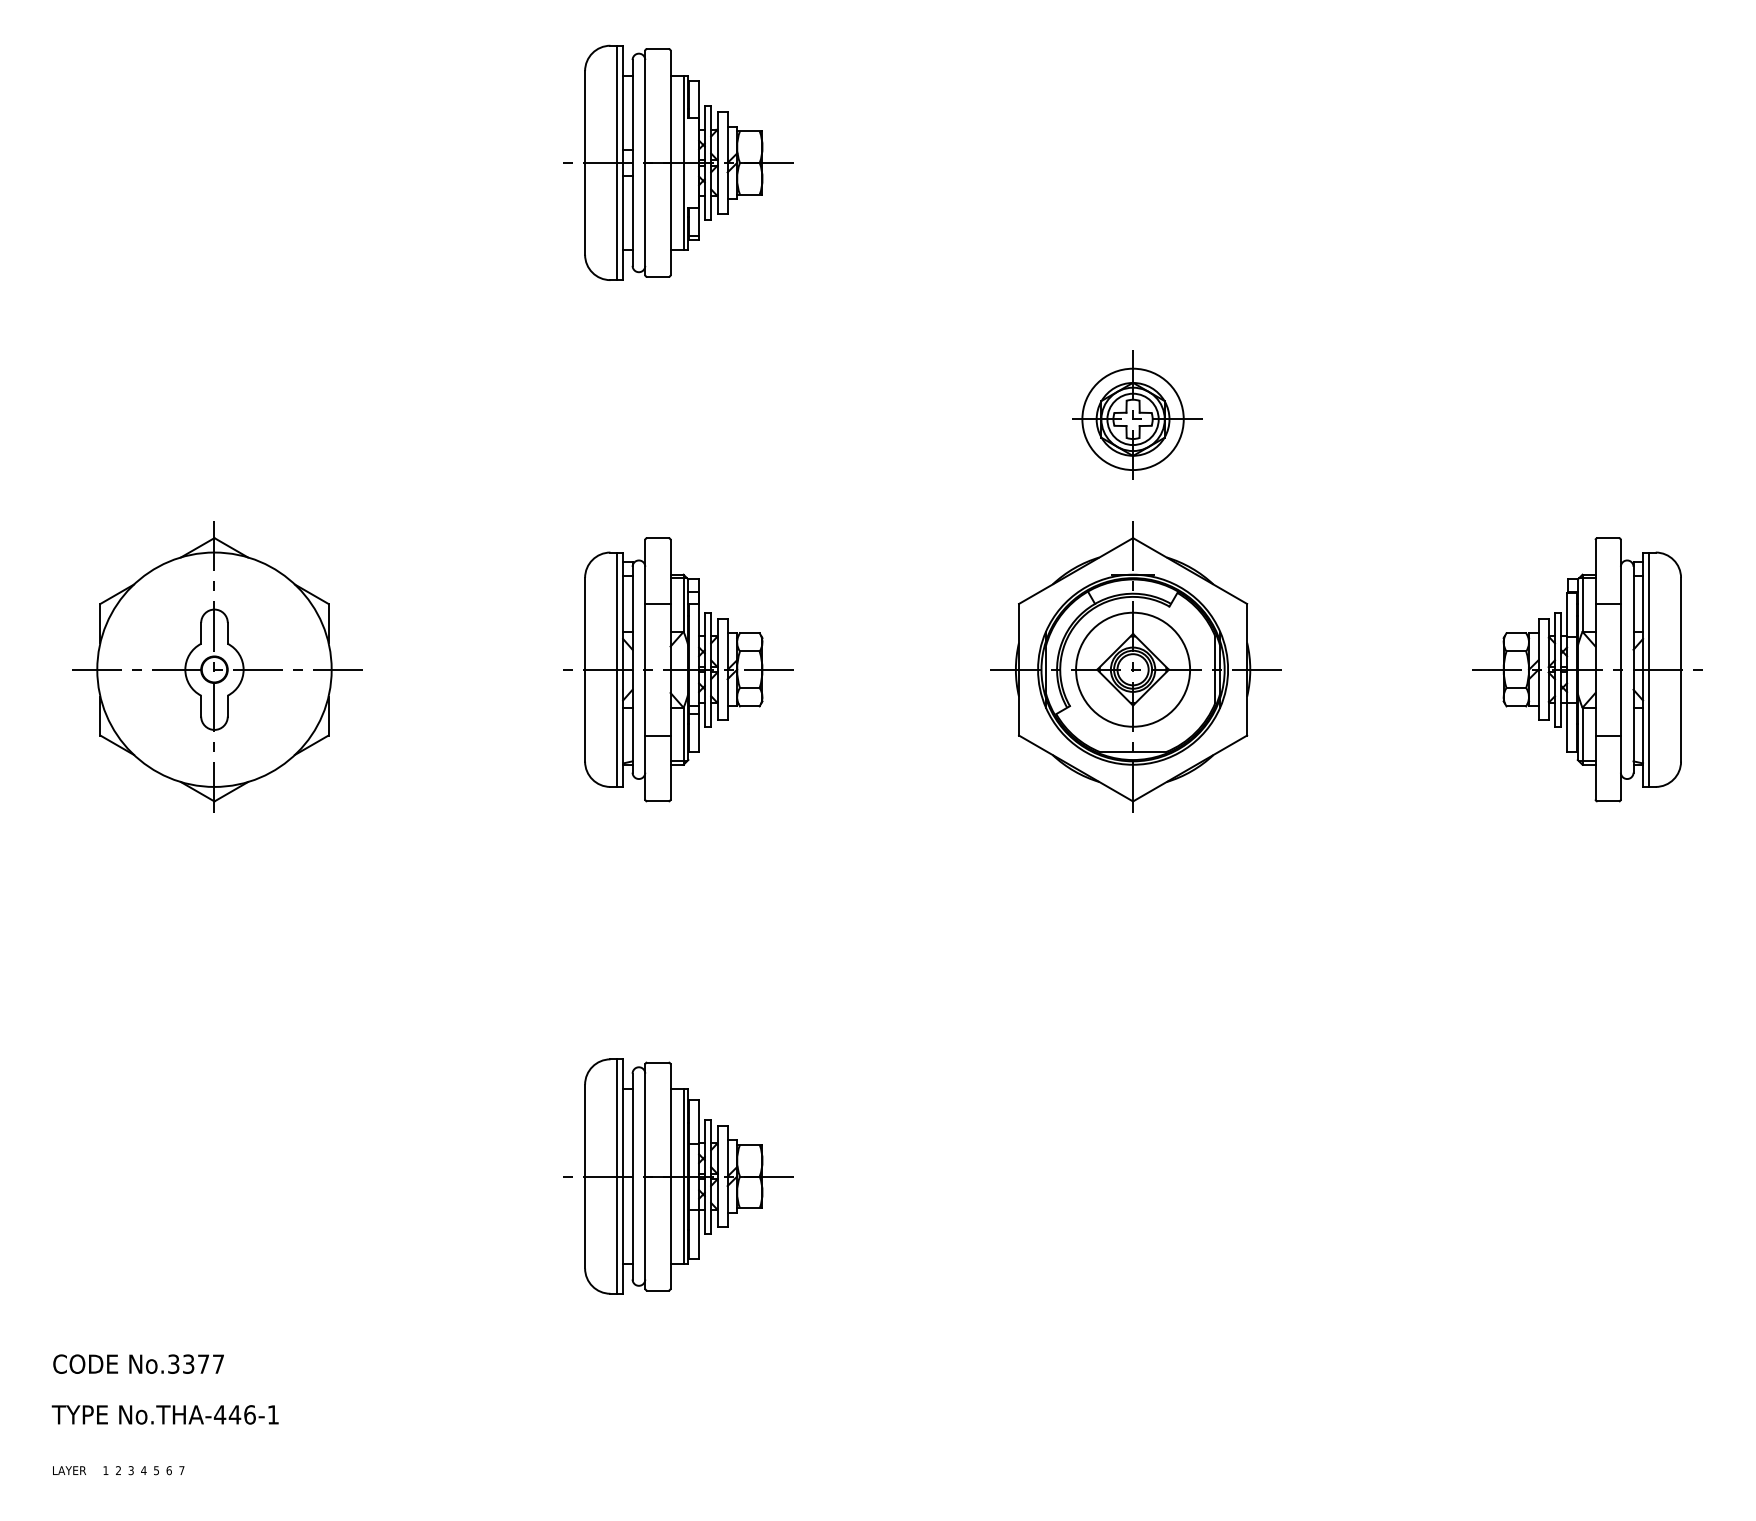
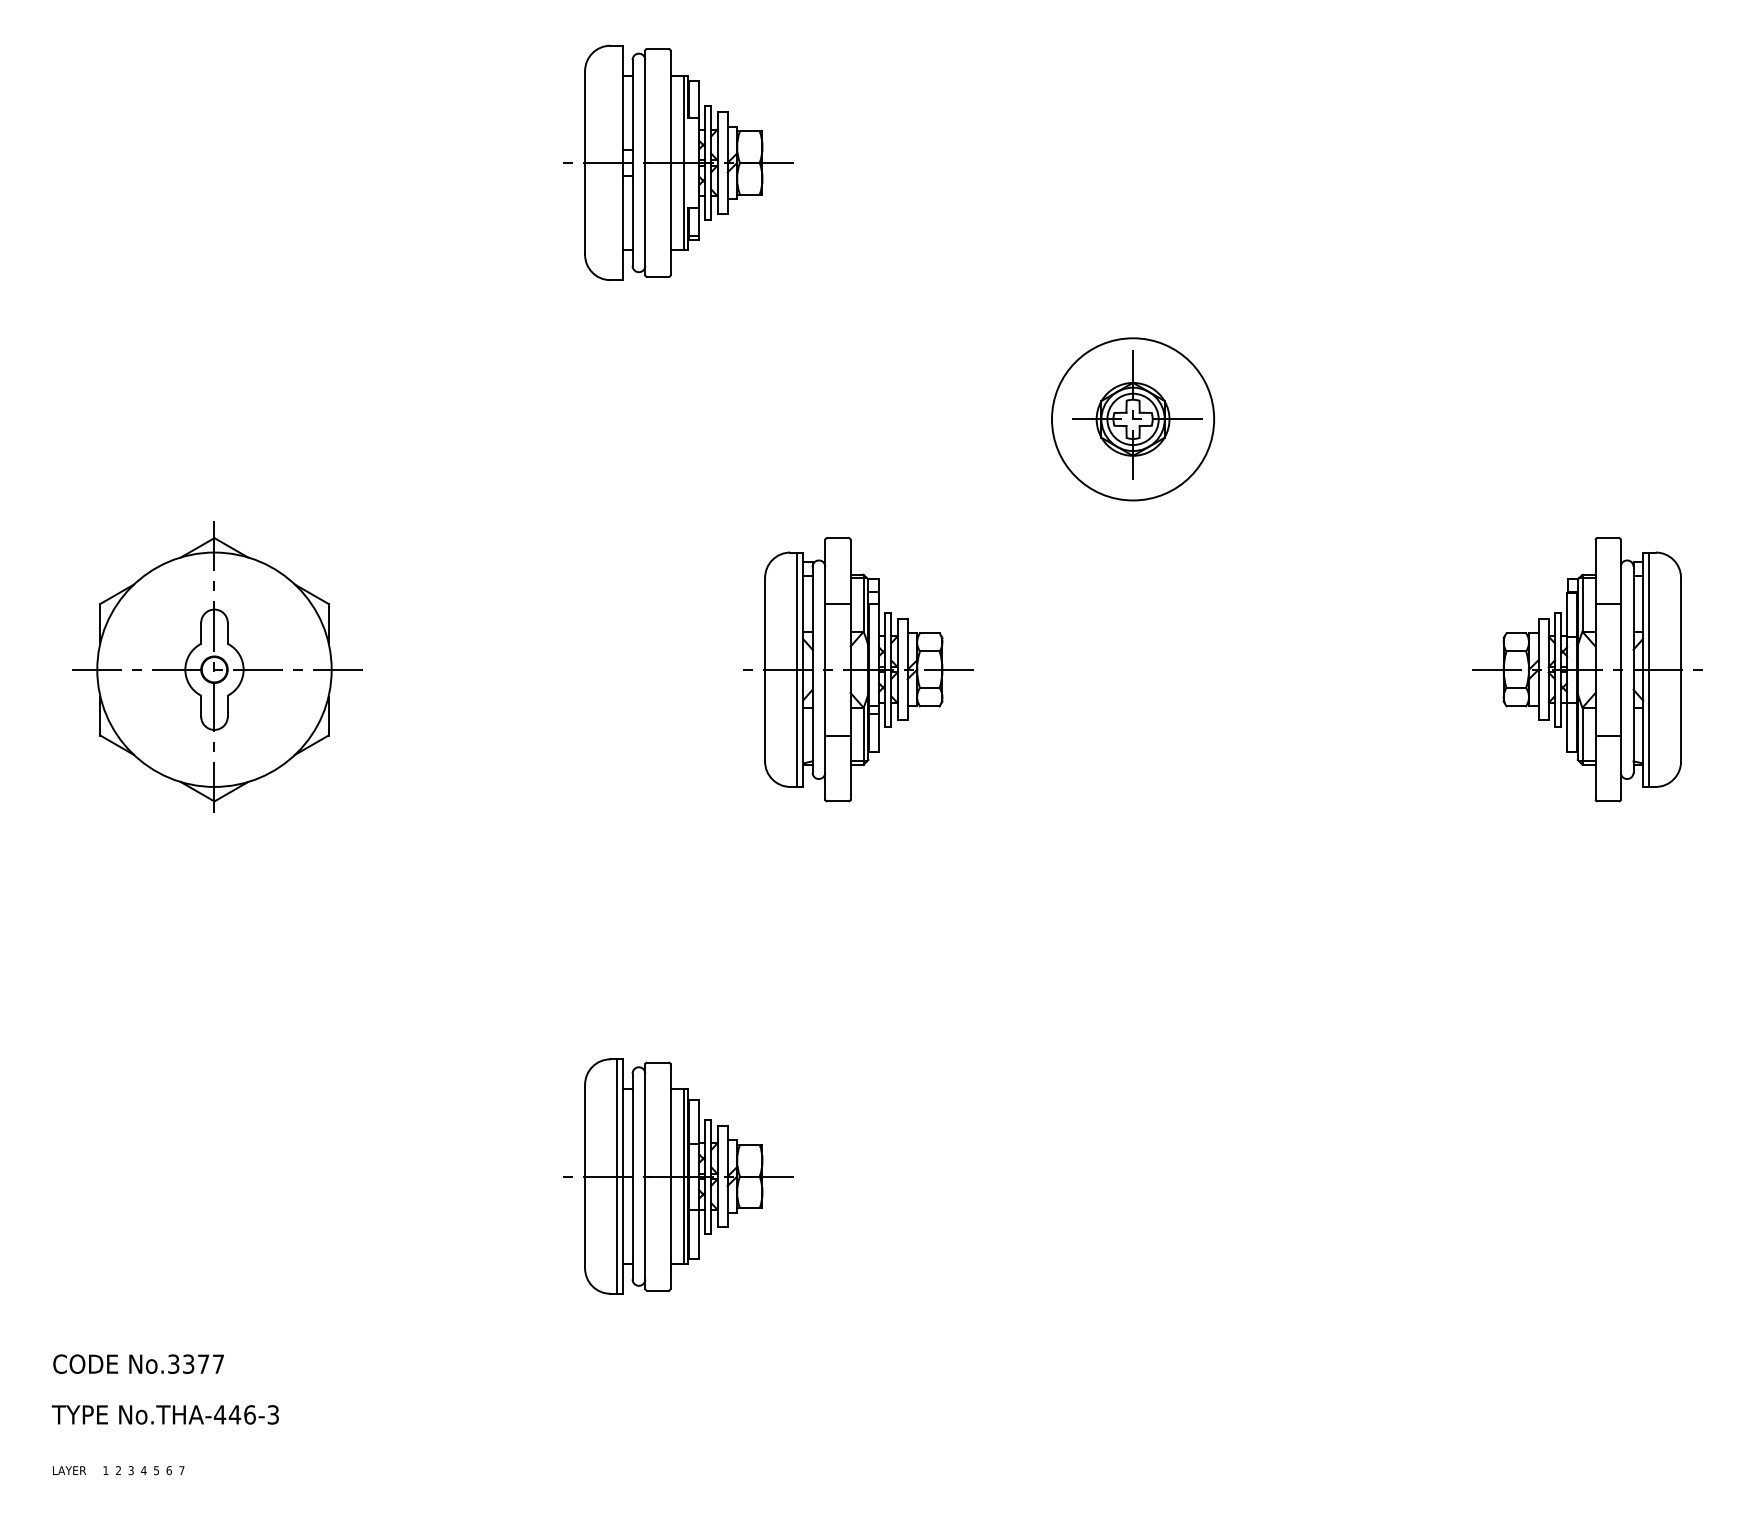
line: present -> none (616, 162)
circle diameter: 101 px -> 162 px (1132, 419)
part: present -> none (1135, 666)
part position: (678, 669) -> (858, 669) (858, 669)
text: No.THA-446-1 -> No.THA-446-3 (272, 1414)
